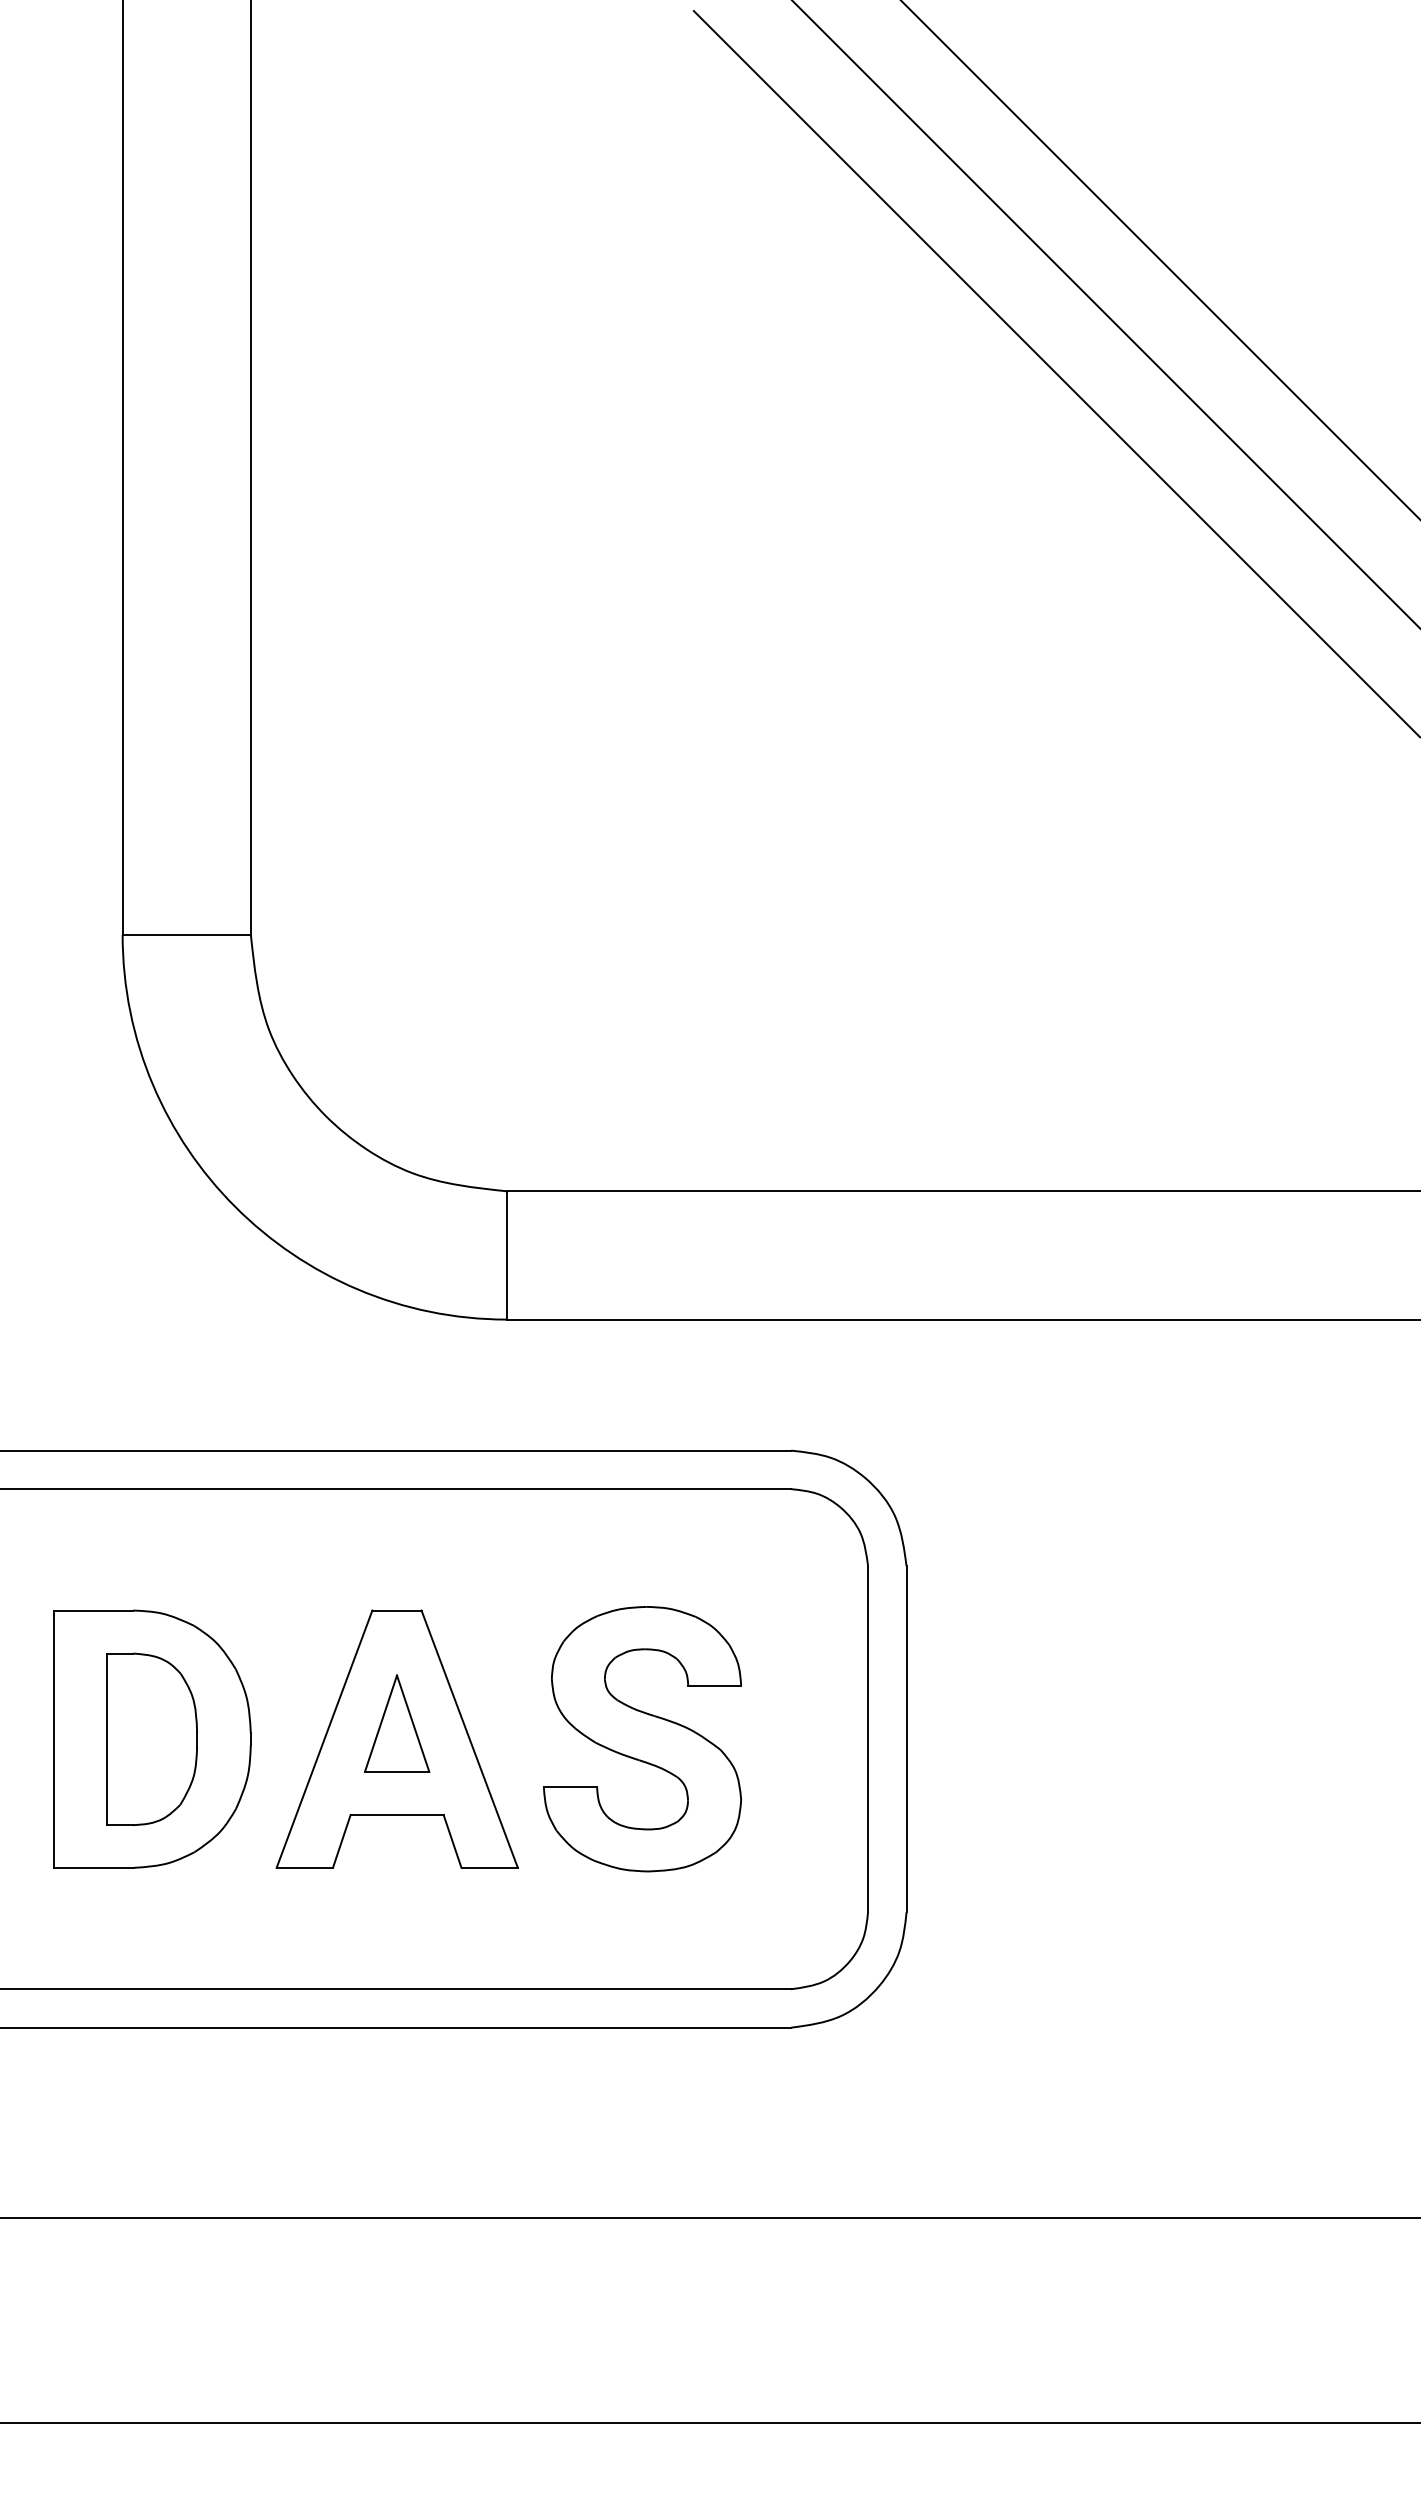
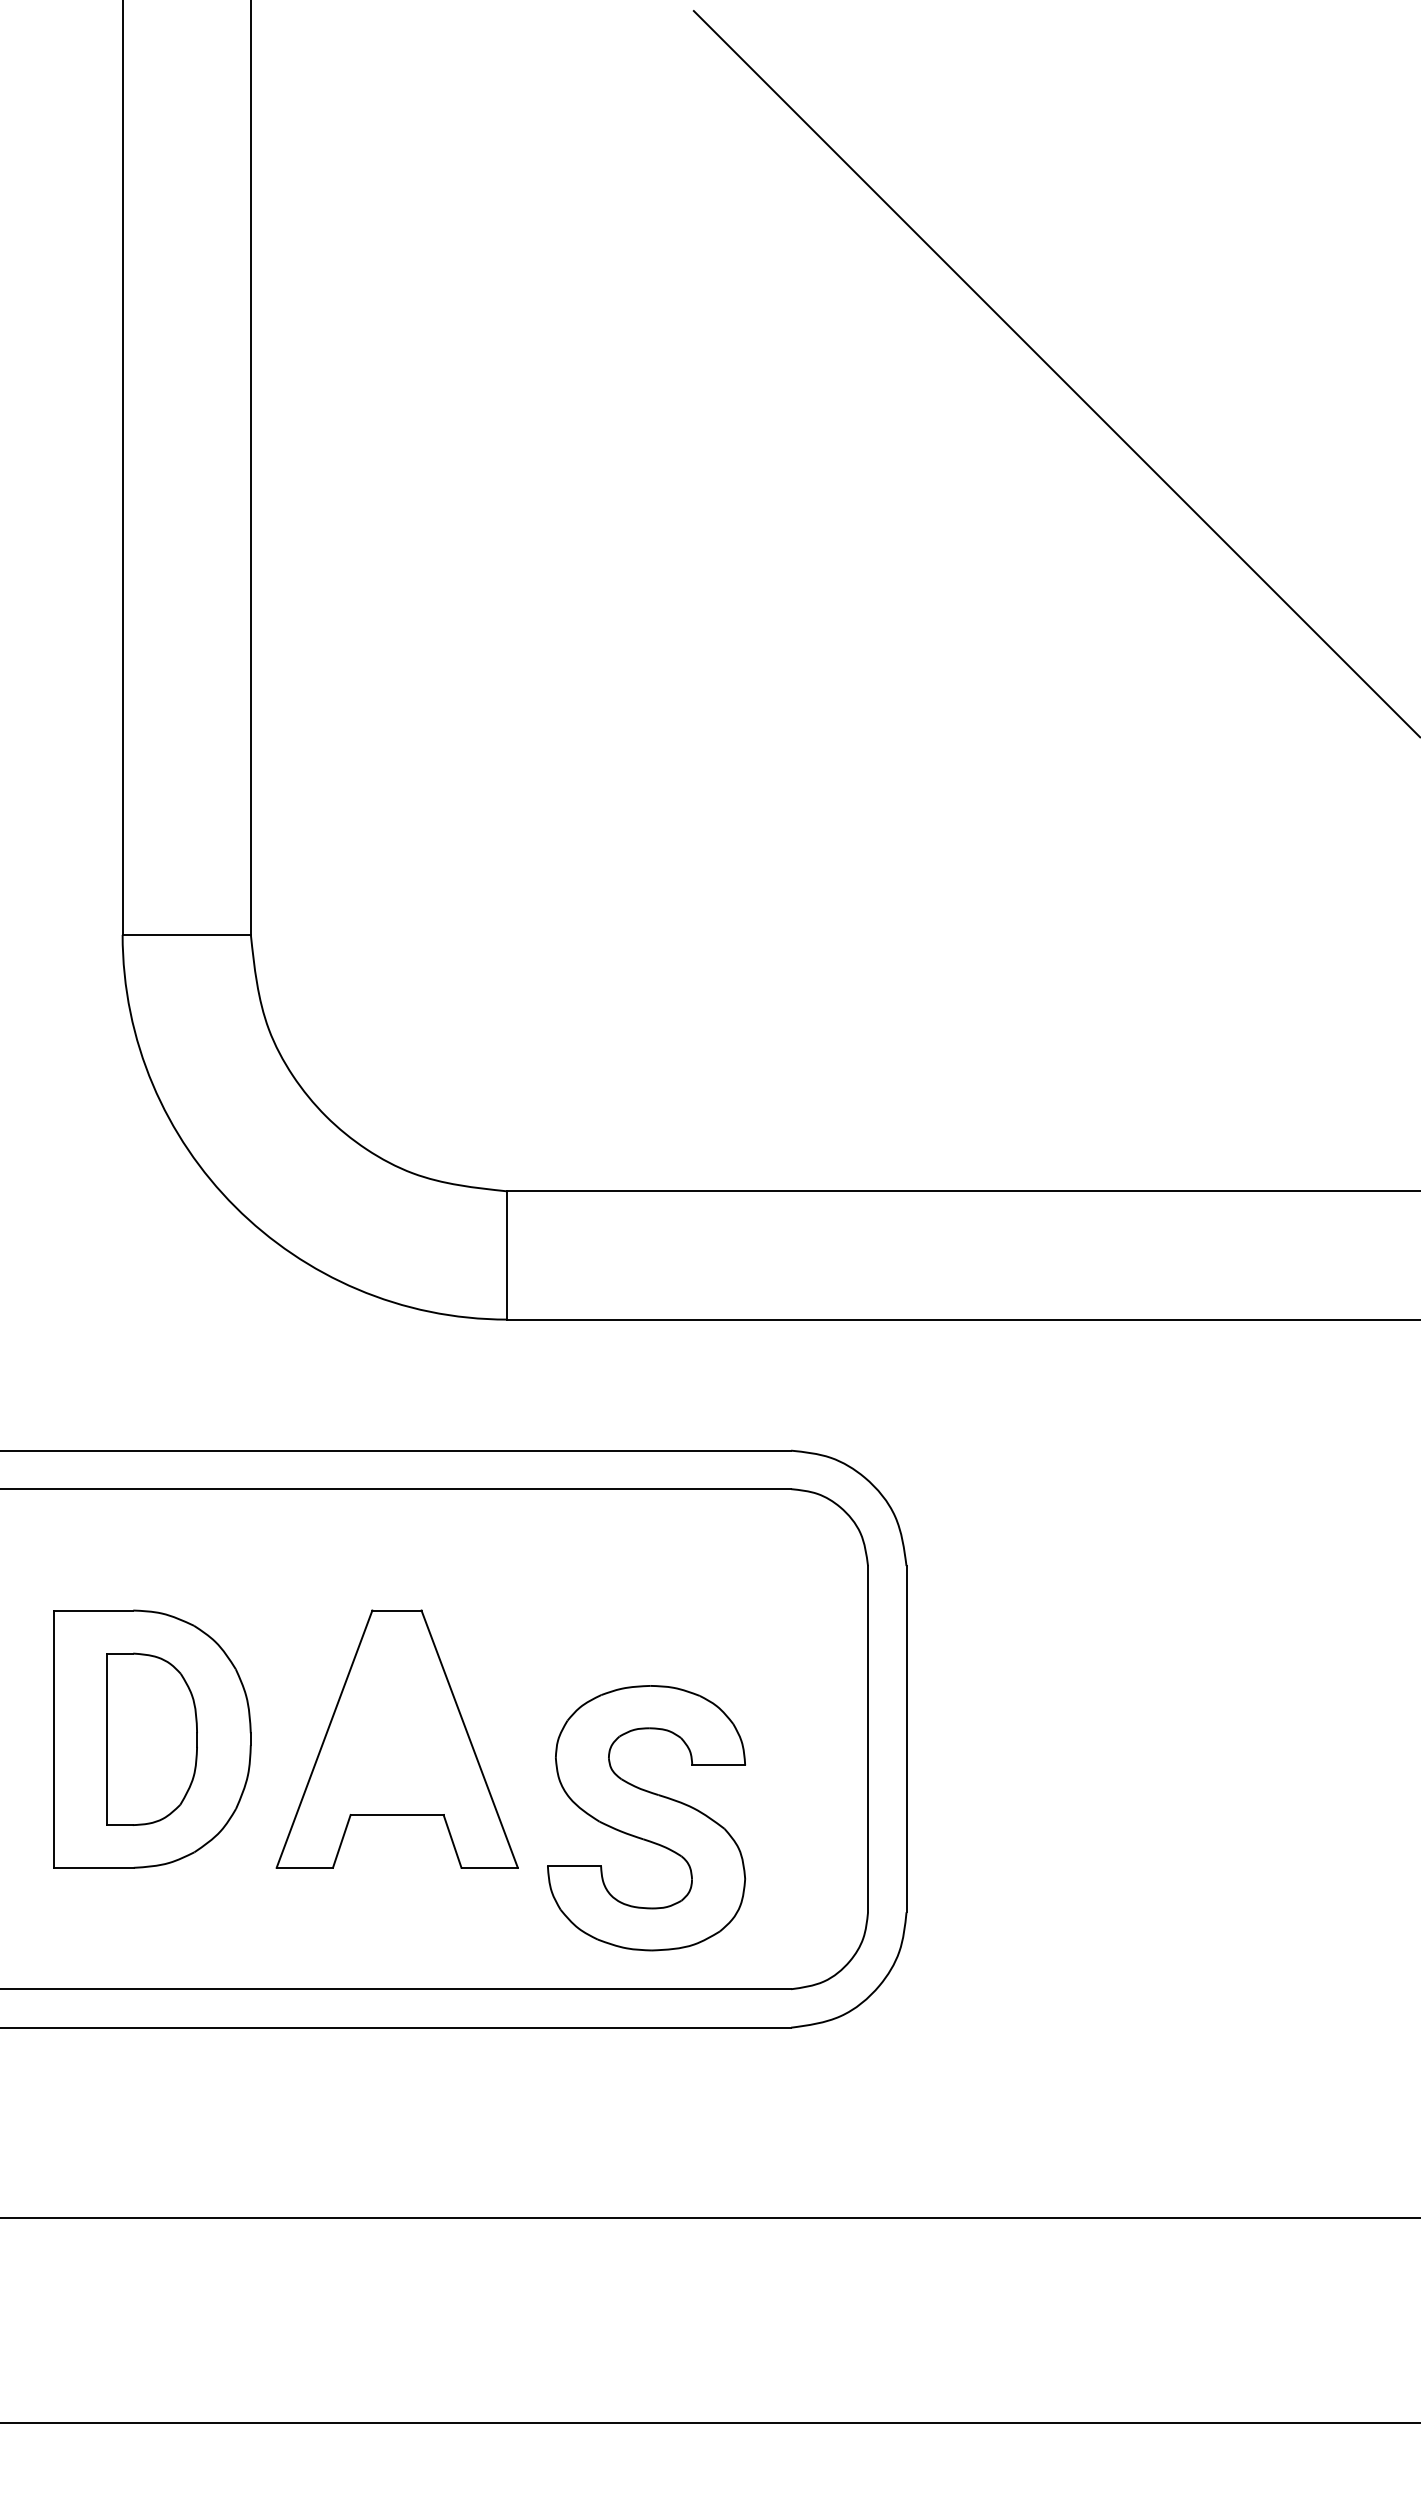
line: present -> none (1160, 259)
line: present -> none (1105, 313)
part: present -> none (397, 1723)
part position: (642, 1739) -> (646, 1818) (646, 1818)
